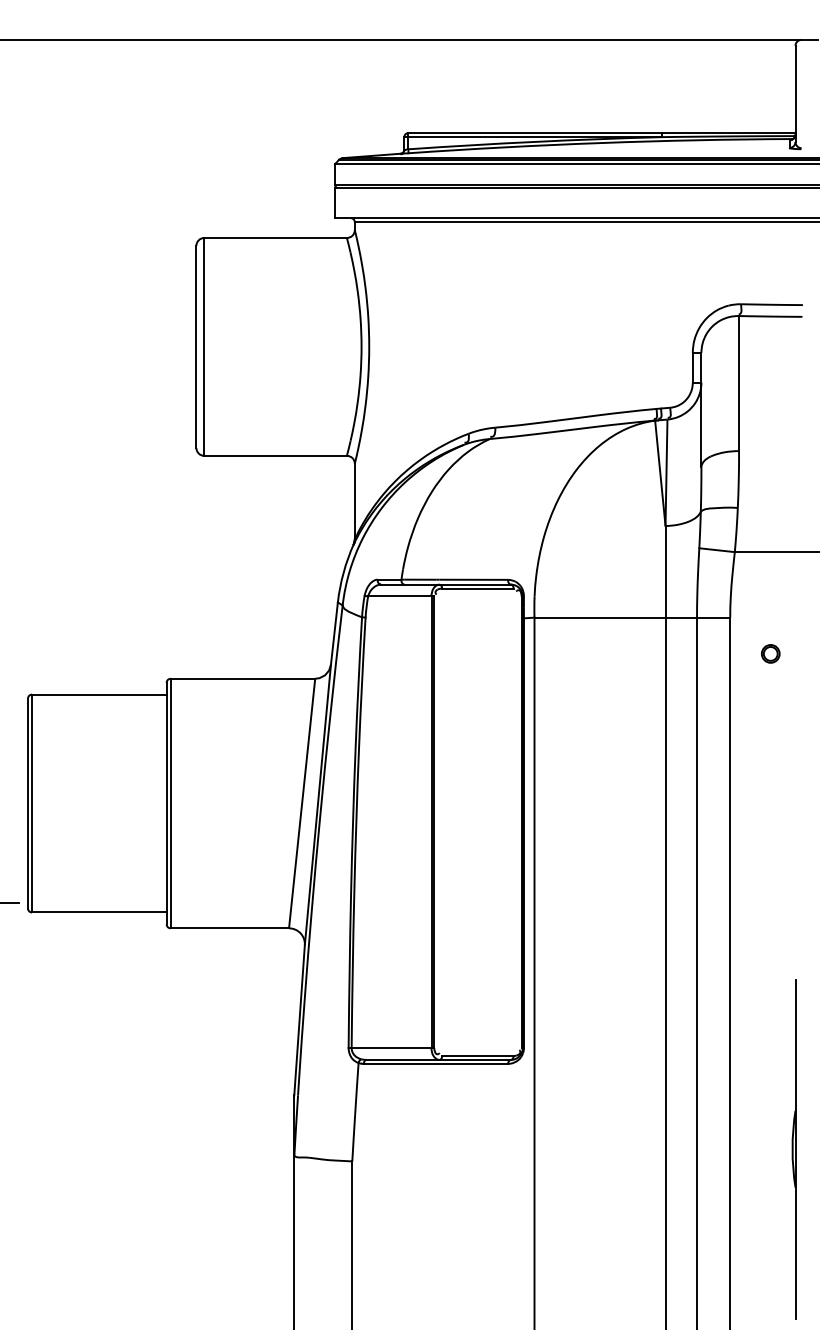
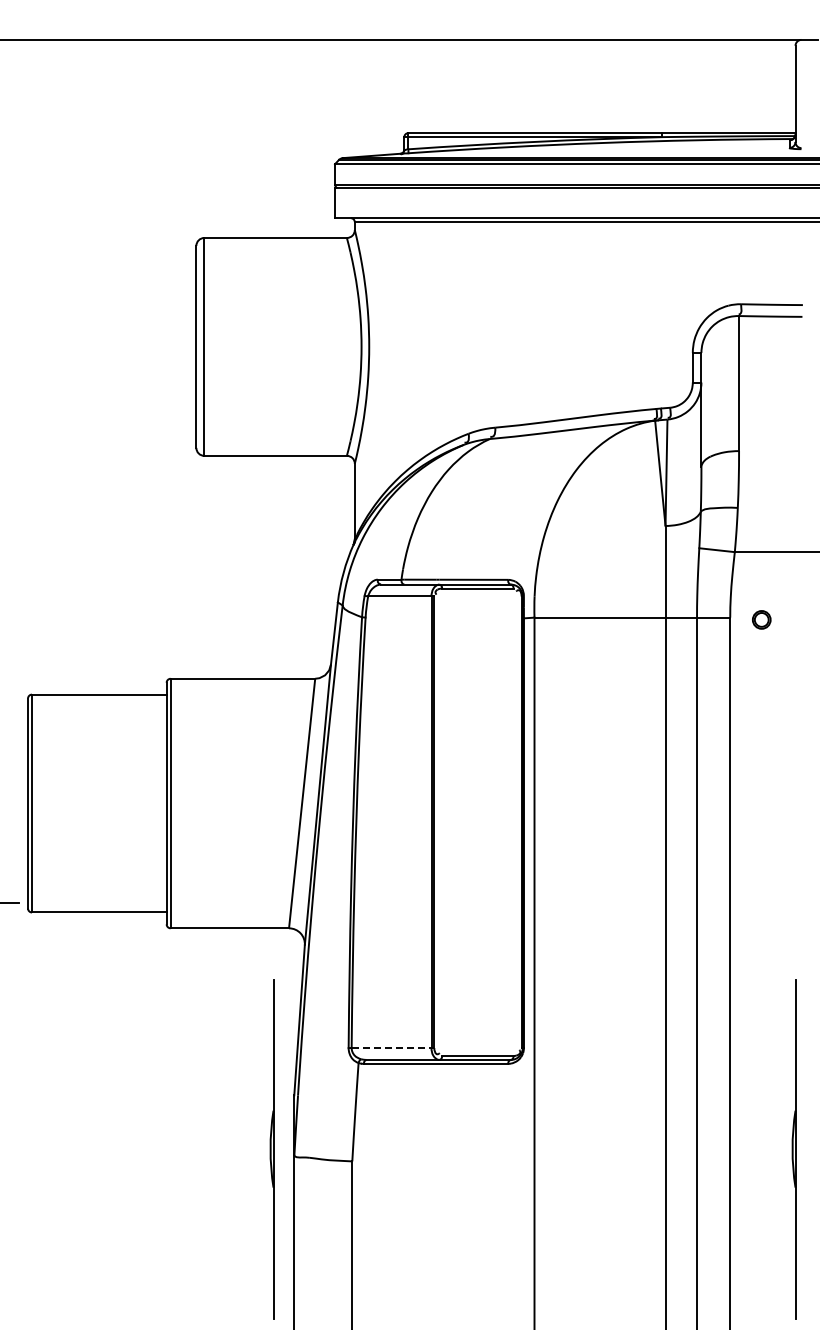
part position: (770, 653) -> (761, 619) (761, 619)
line: solid -> dashed (393, 1048)
part: none -> present (271, 1149)
